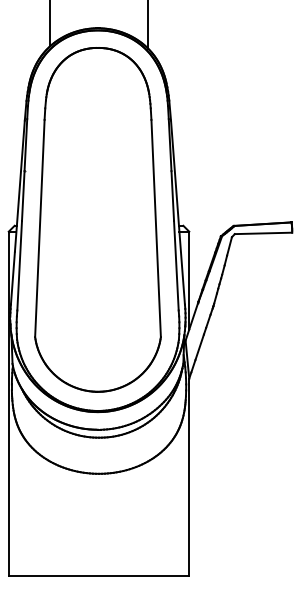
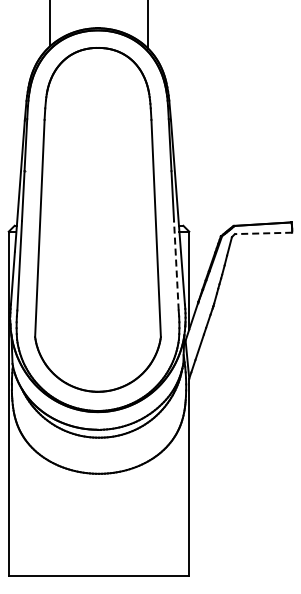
line: solid -> dashed (263, 233)
line: solid -> dashed (176, 265)
